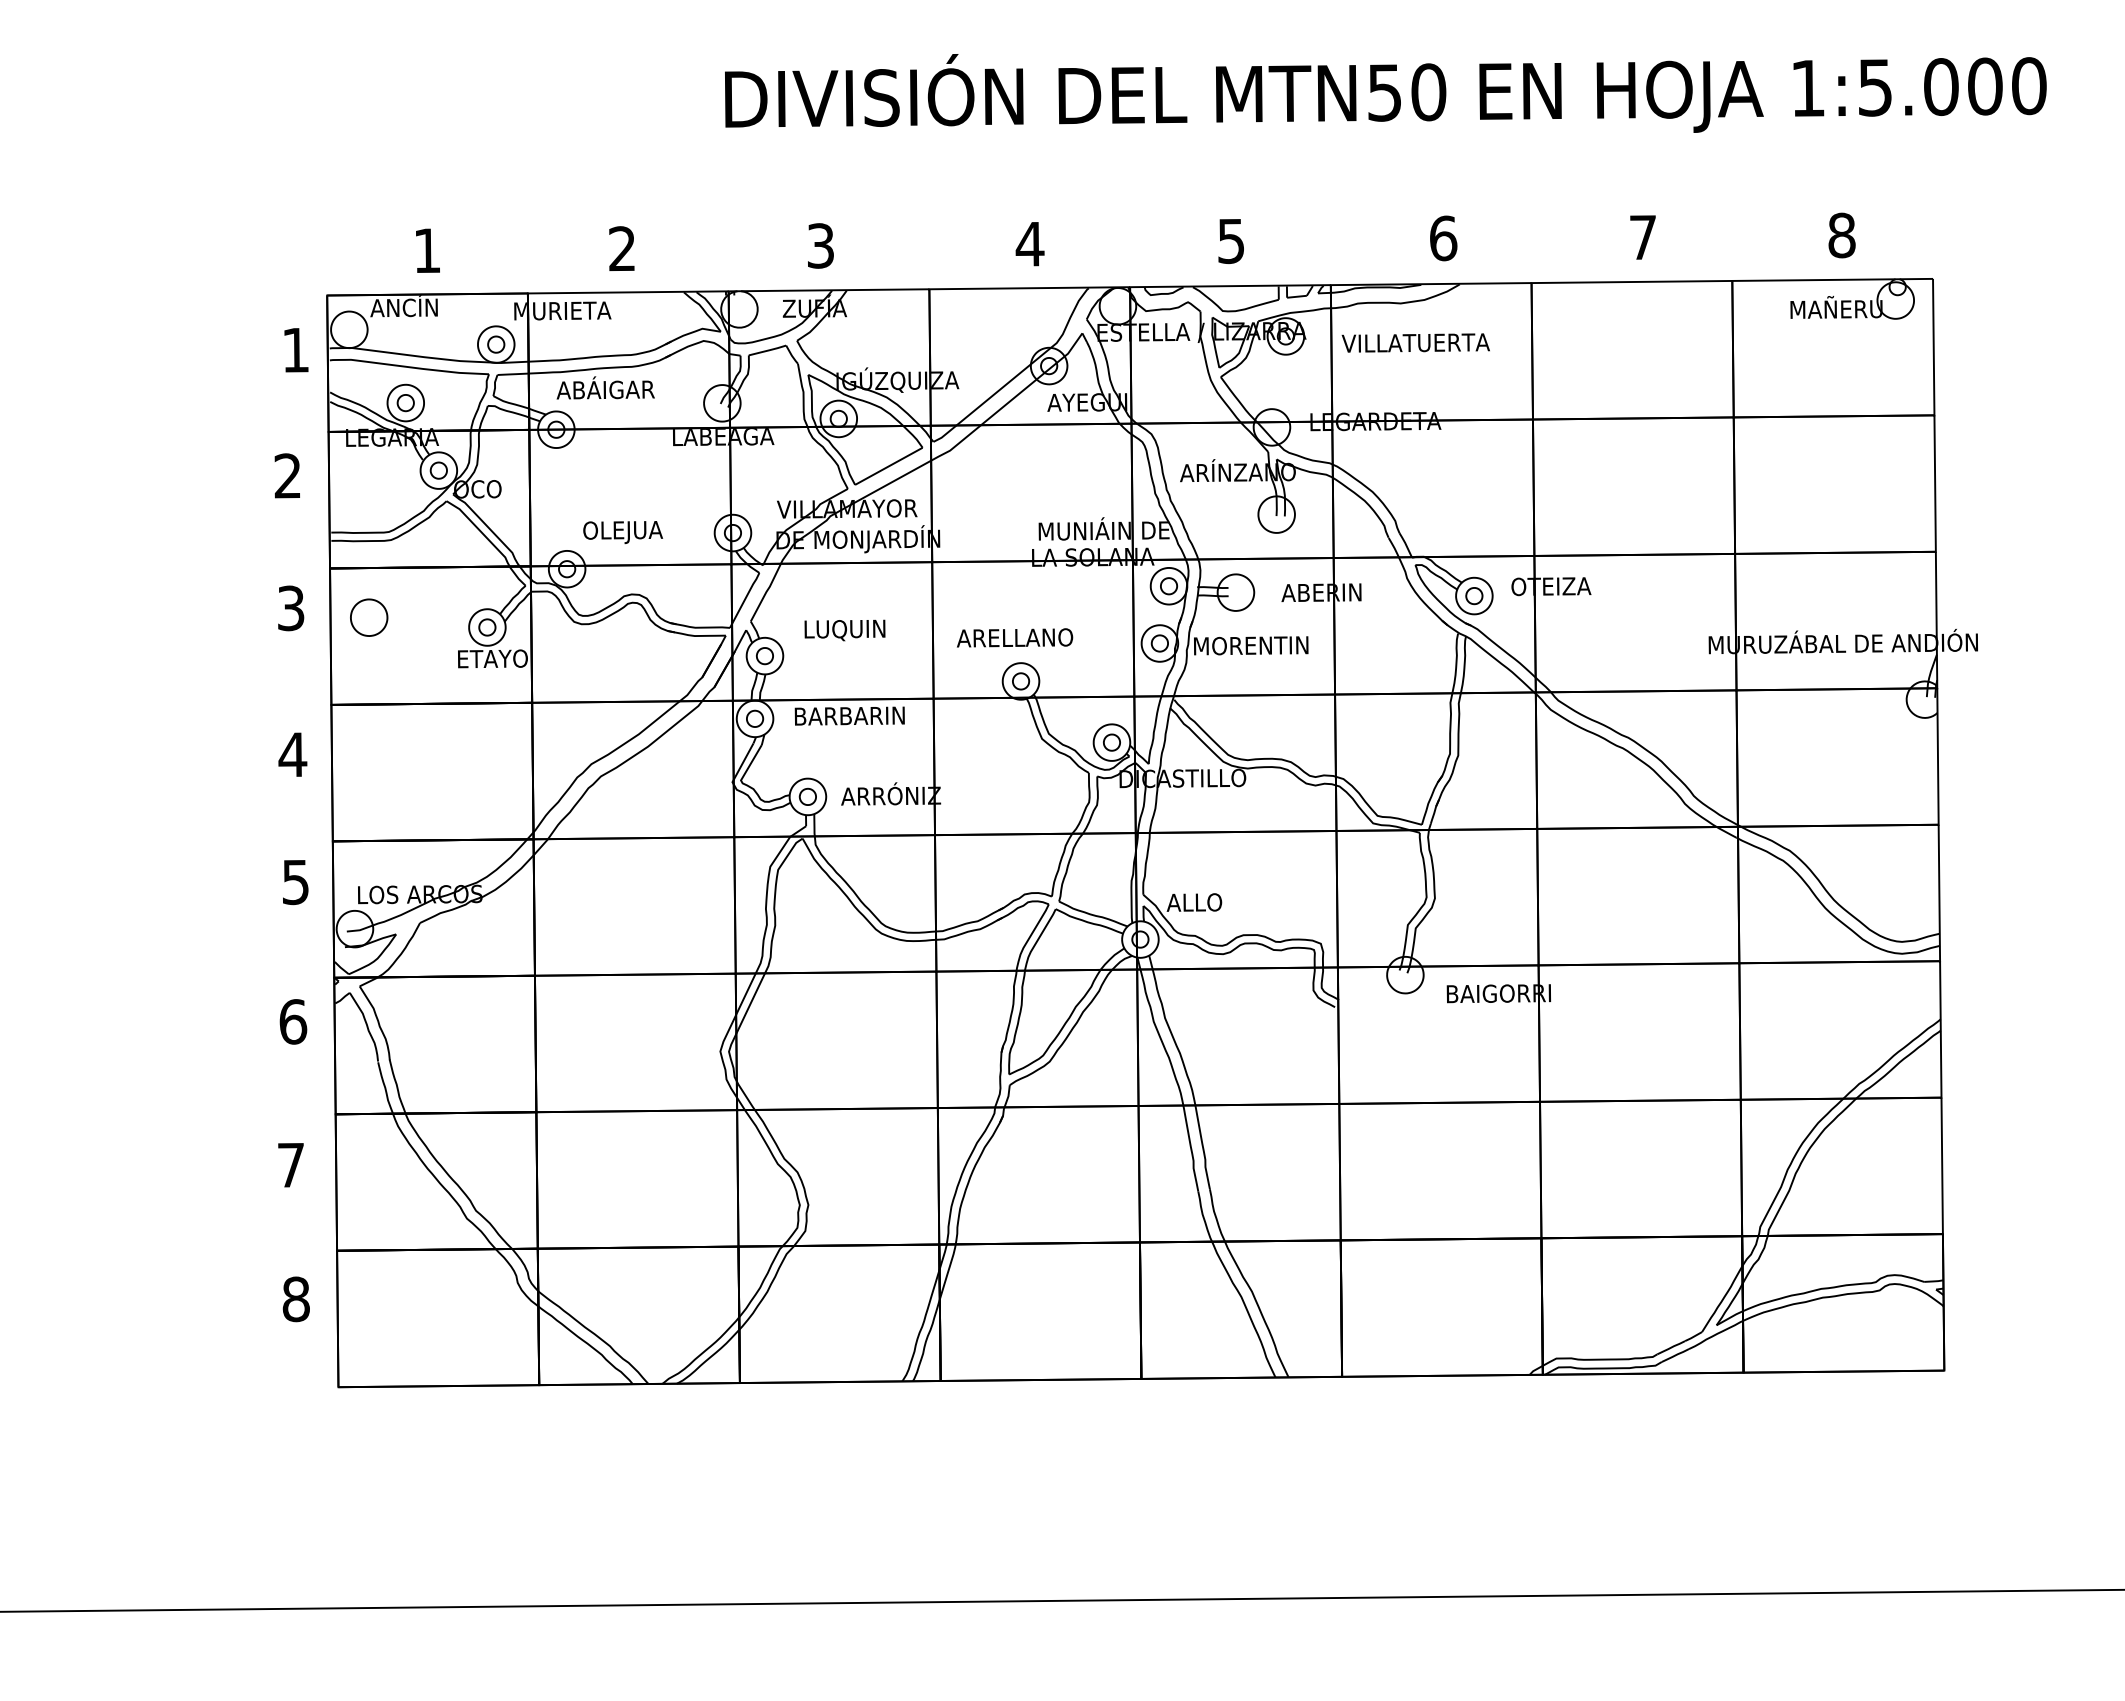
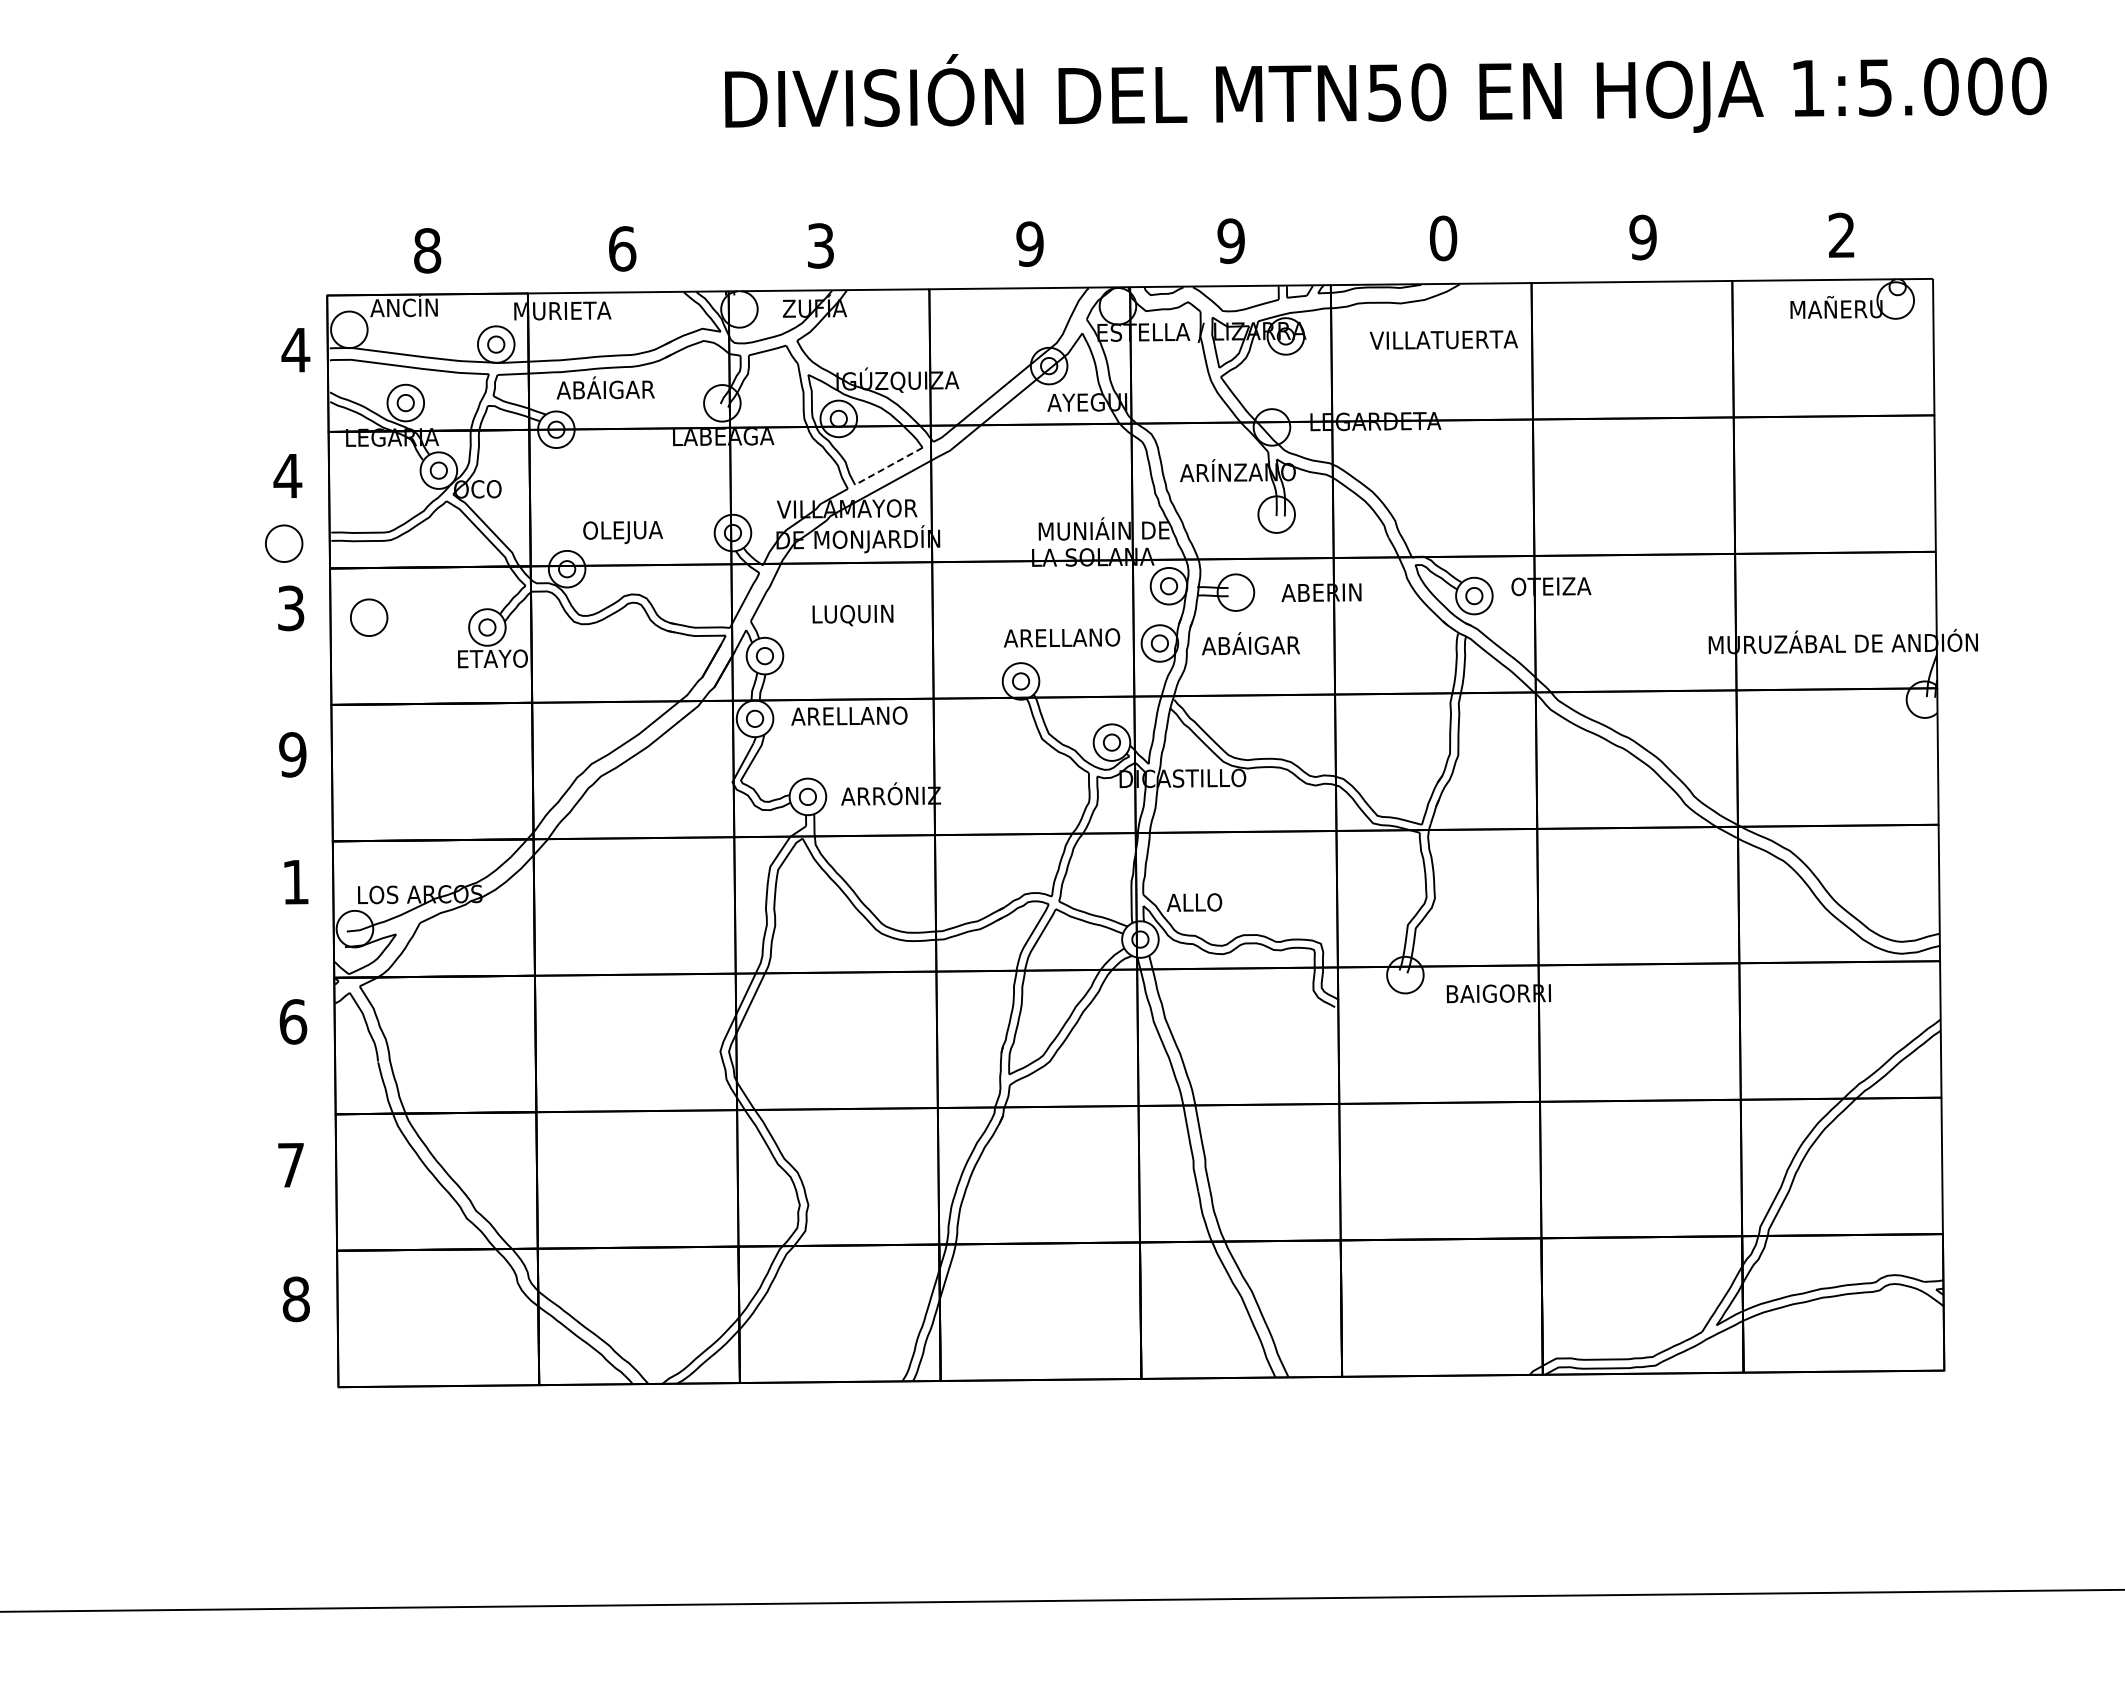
text: 8 -> 2 (1841, 235)
text: 7 -> 9 (1642, 237)
text: 6 -> 0 (1443, 238)
text: 5 -> 9 (1230, 240)
text: 4 -> 9 (1029, 244)
text: 2 -> 6 (622, 248)
text: 1 -> 8 (427, 250)
text position: (1415, 342) -> (1443, 339) (1443, 339)
text: 1 -> 4 (295, 350)
line: solid -> dashed (888, 466)
text: 2 -> 4 (287, 475)
part: none -> present (284, 543)
text position: (844, 630) -> (852, 615) (852, 615)
text position: (1015, 637) -> (1062, 637) (1062, 637)
text: MORENTIN -> ABÁIGAR (1251, 643)
text: BARBARIN -> ARELLANO (849, 715)
text: 4 -> 9 (292, 754)
text: 5 -> 1 (295, 882)
